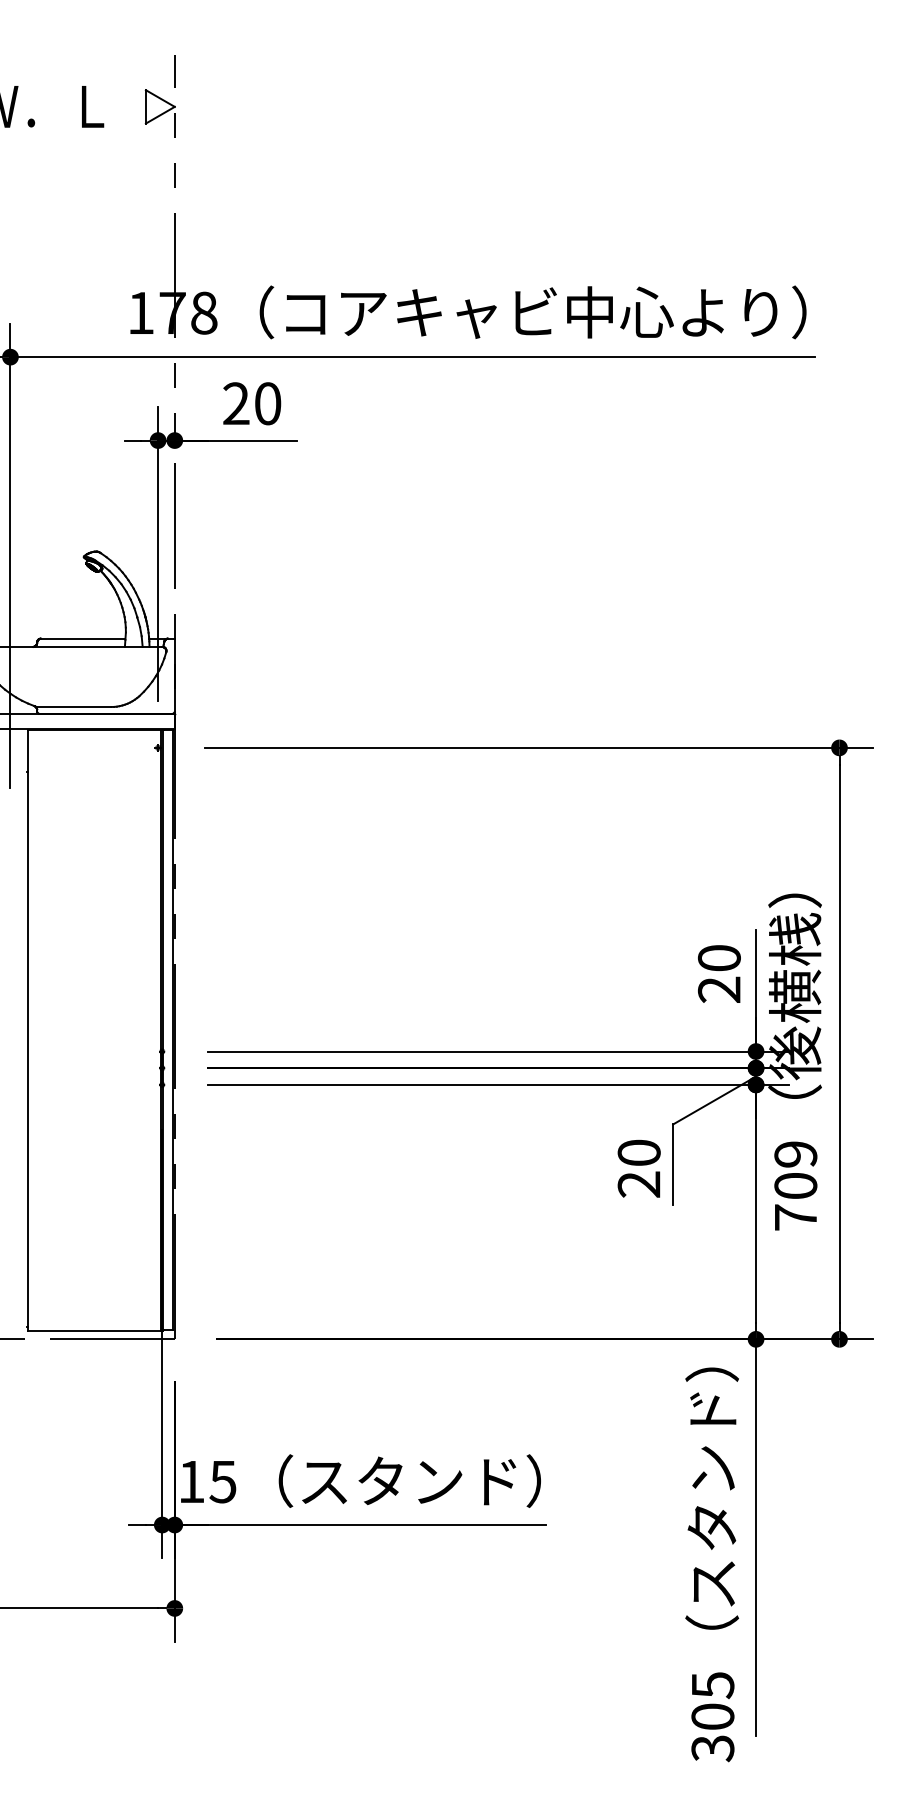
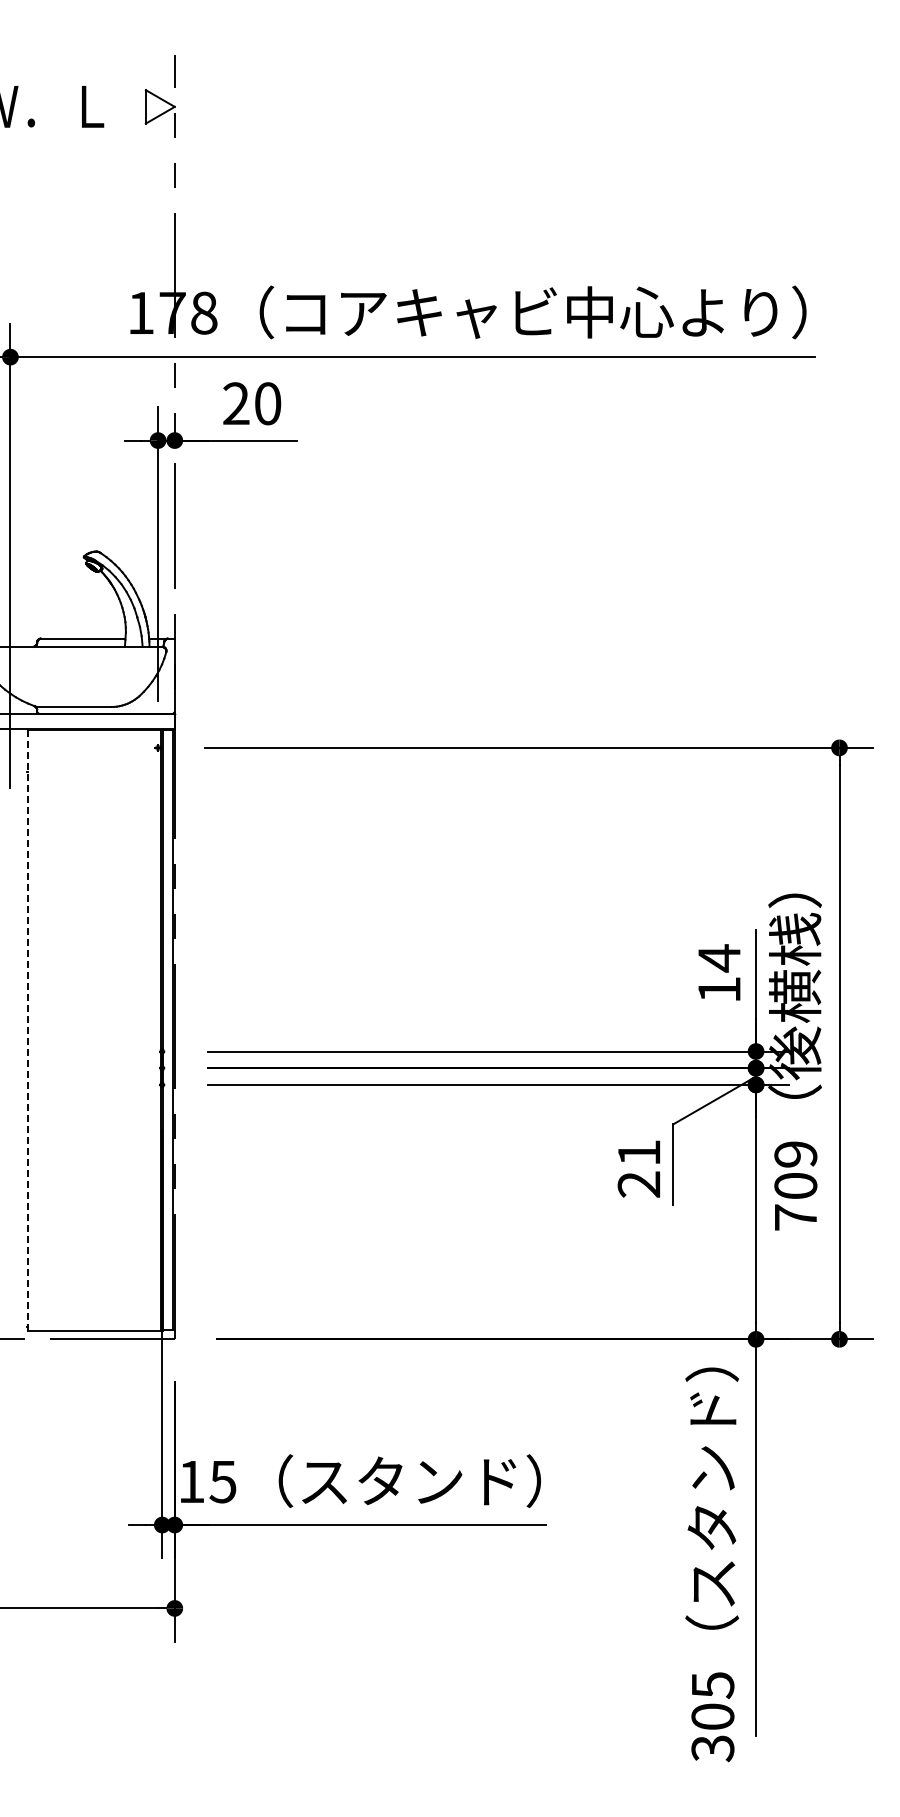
text: 20 -> 14 (718, 973)
line: solid -> dashed (27, 1030)
text: 20 -> 21 (638, 1152)
